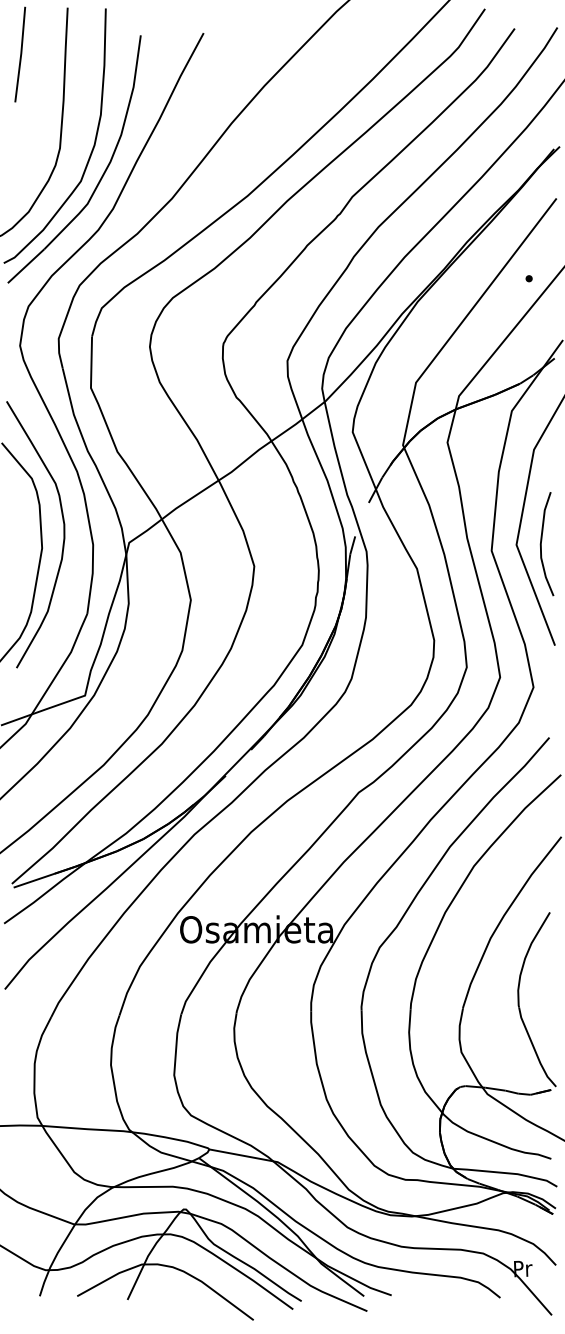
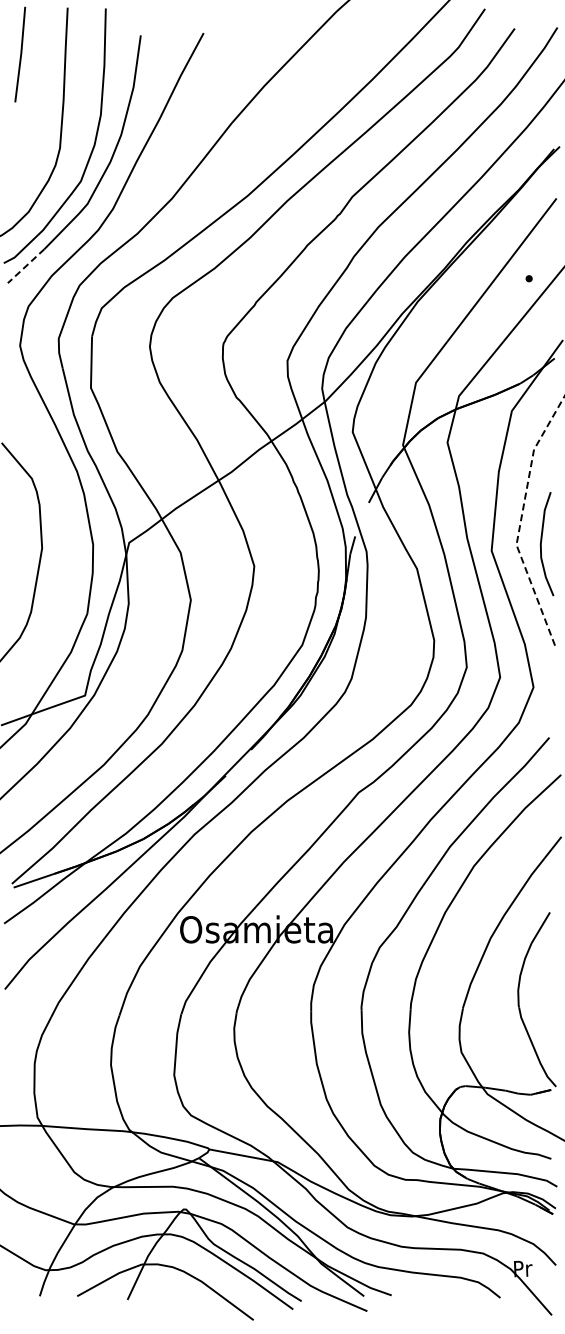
line: solid -> dashed (26, 266)
line: solid -> dashed (521, 519)
curve: present -> none (63, 534)
